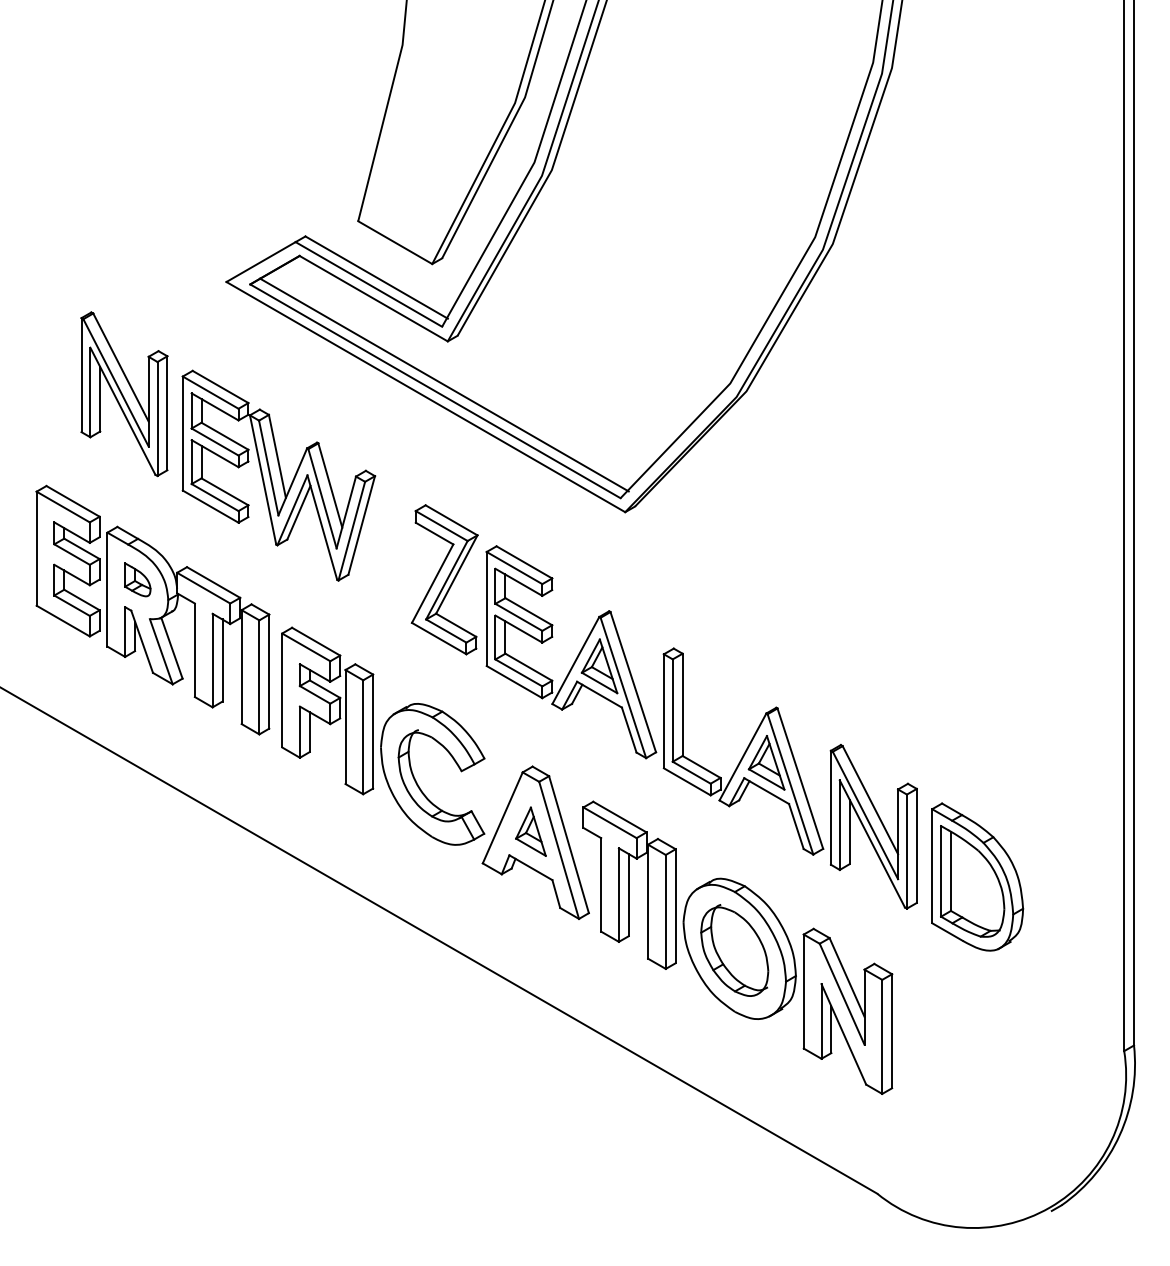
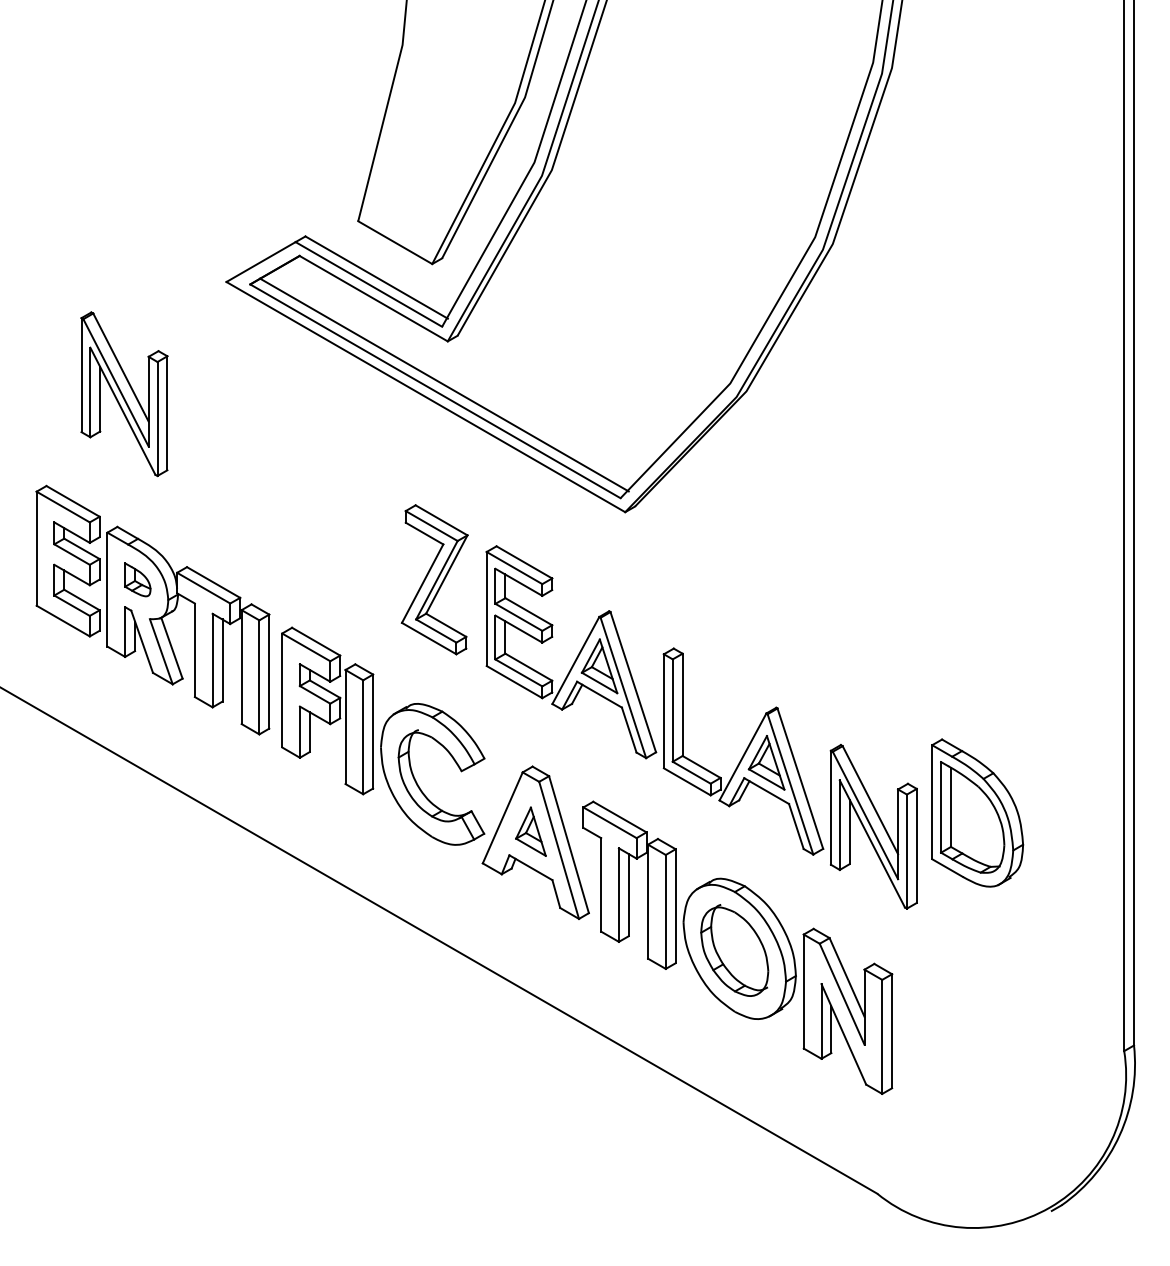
part: present -> none (278, 475)
part position: (444, 579) -> (434, 579) (434, 579)
part position: (977, 876) -> (977, 812) (977, 812)
